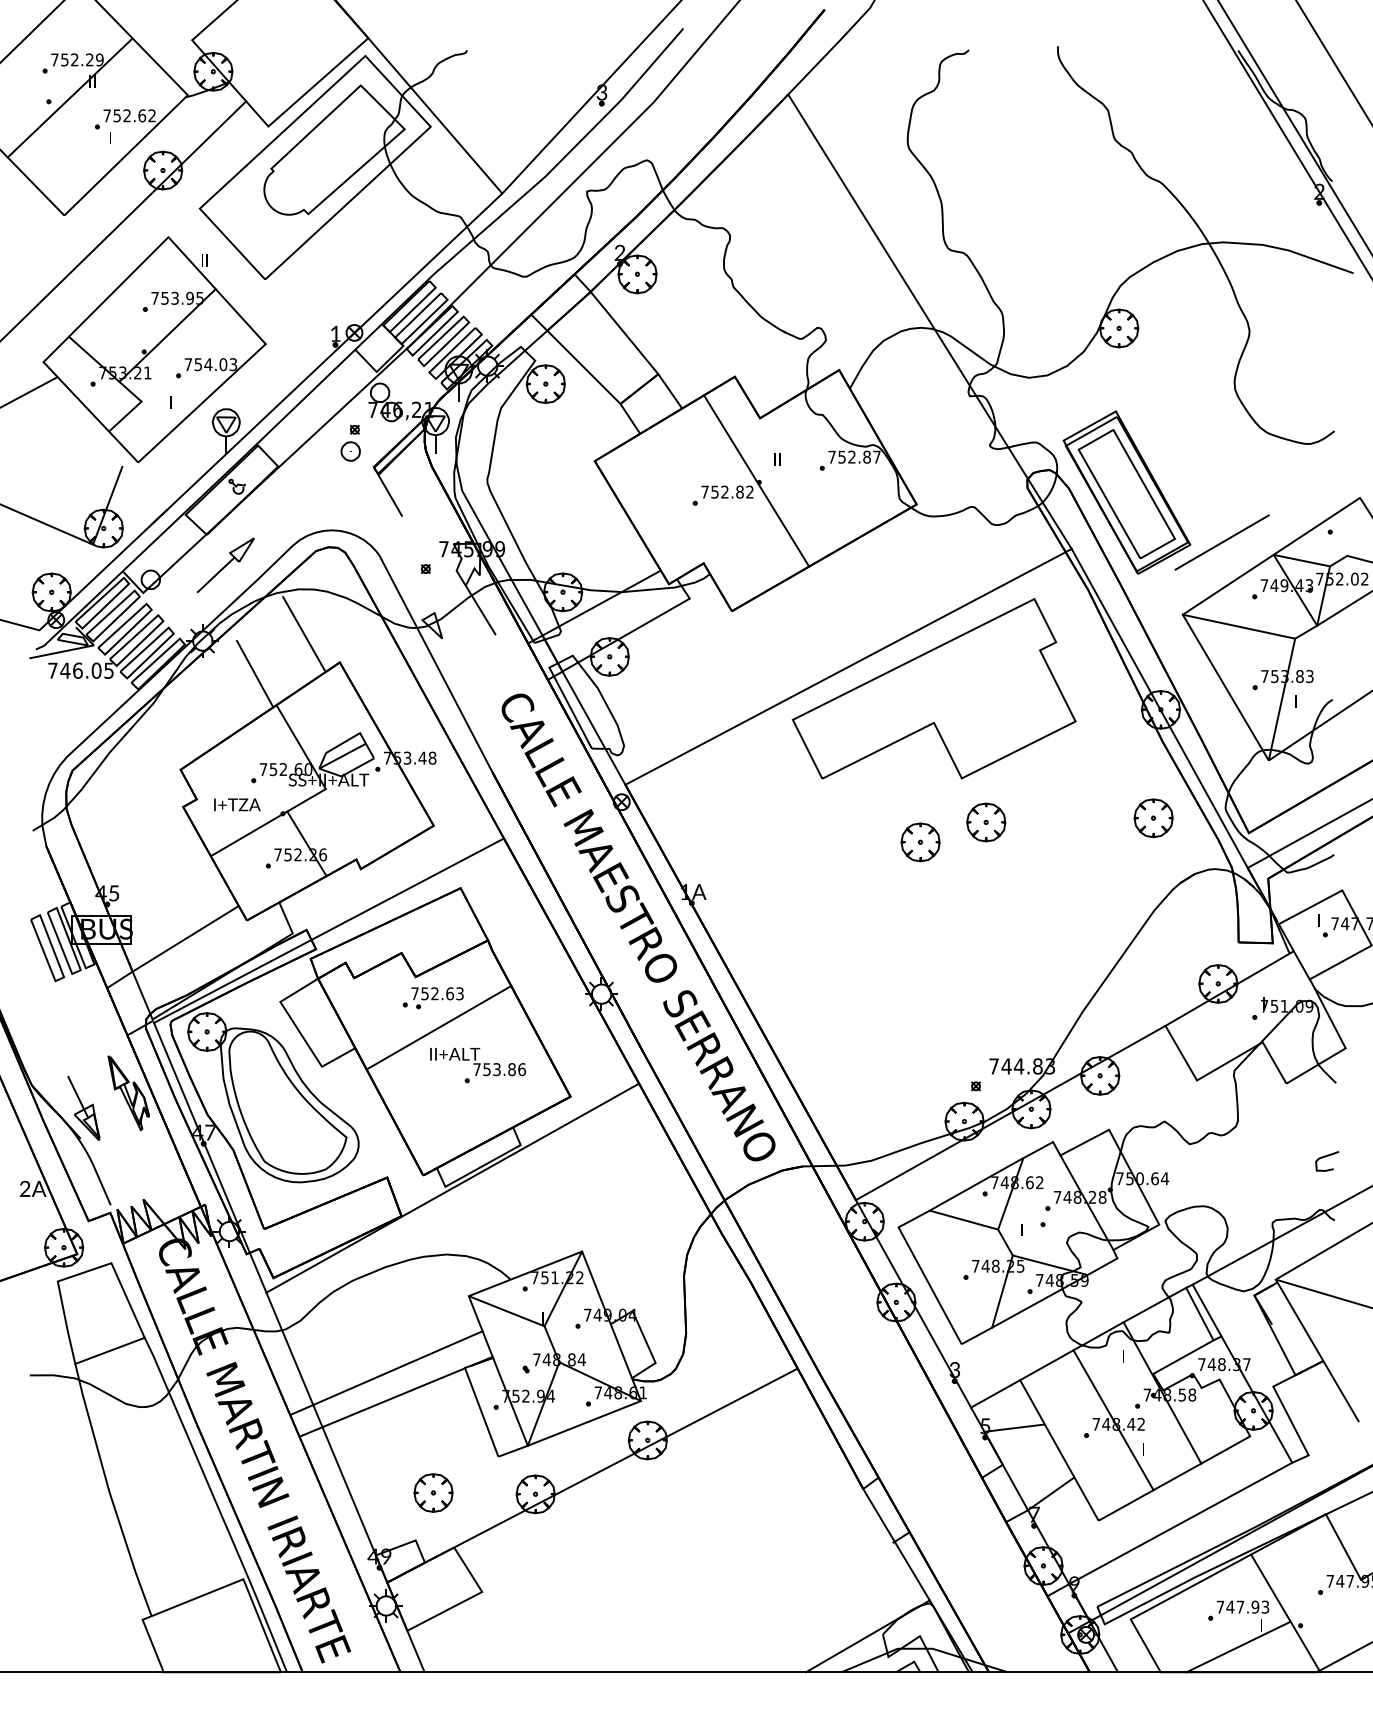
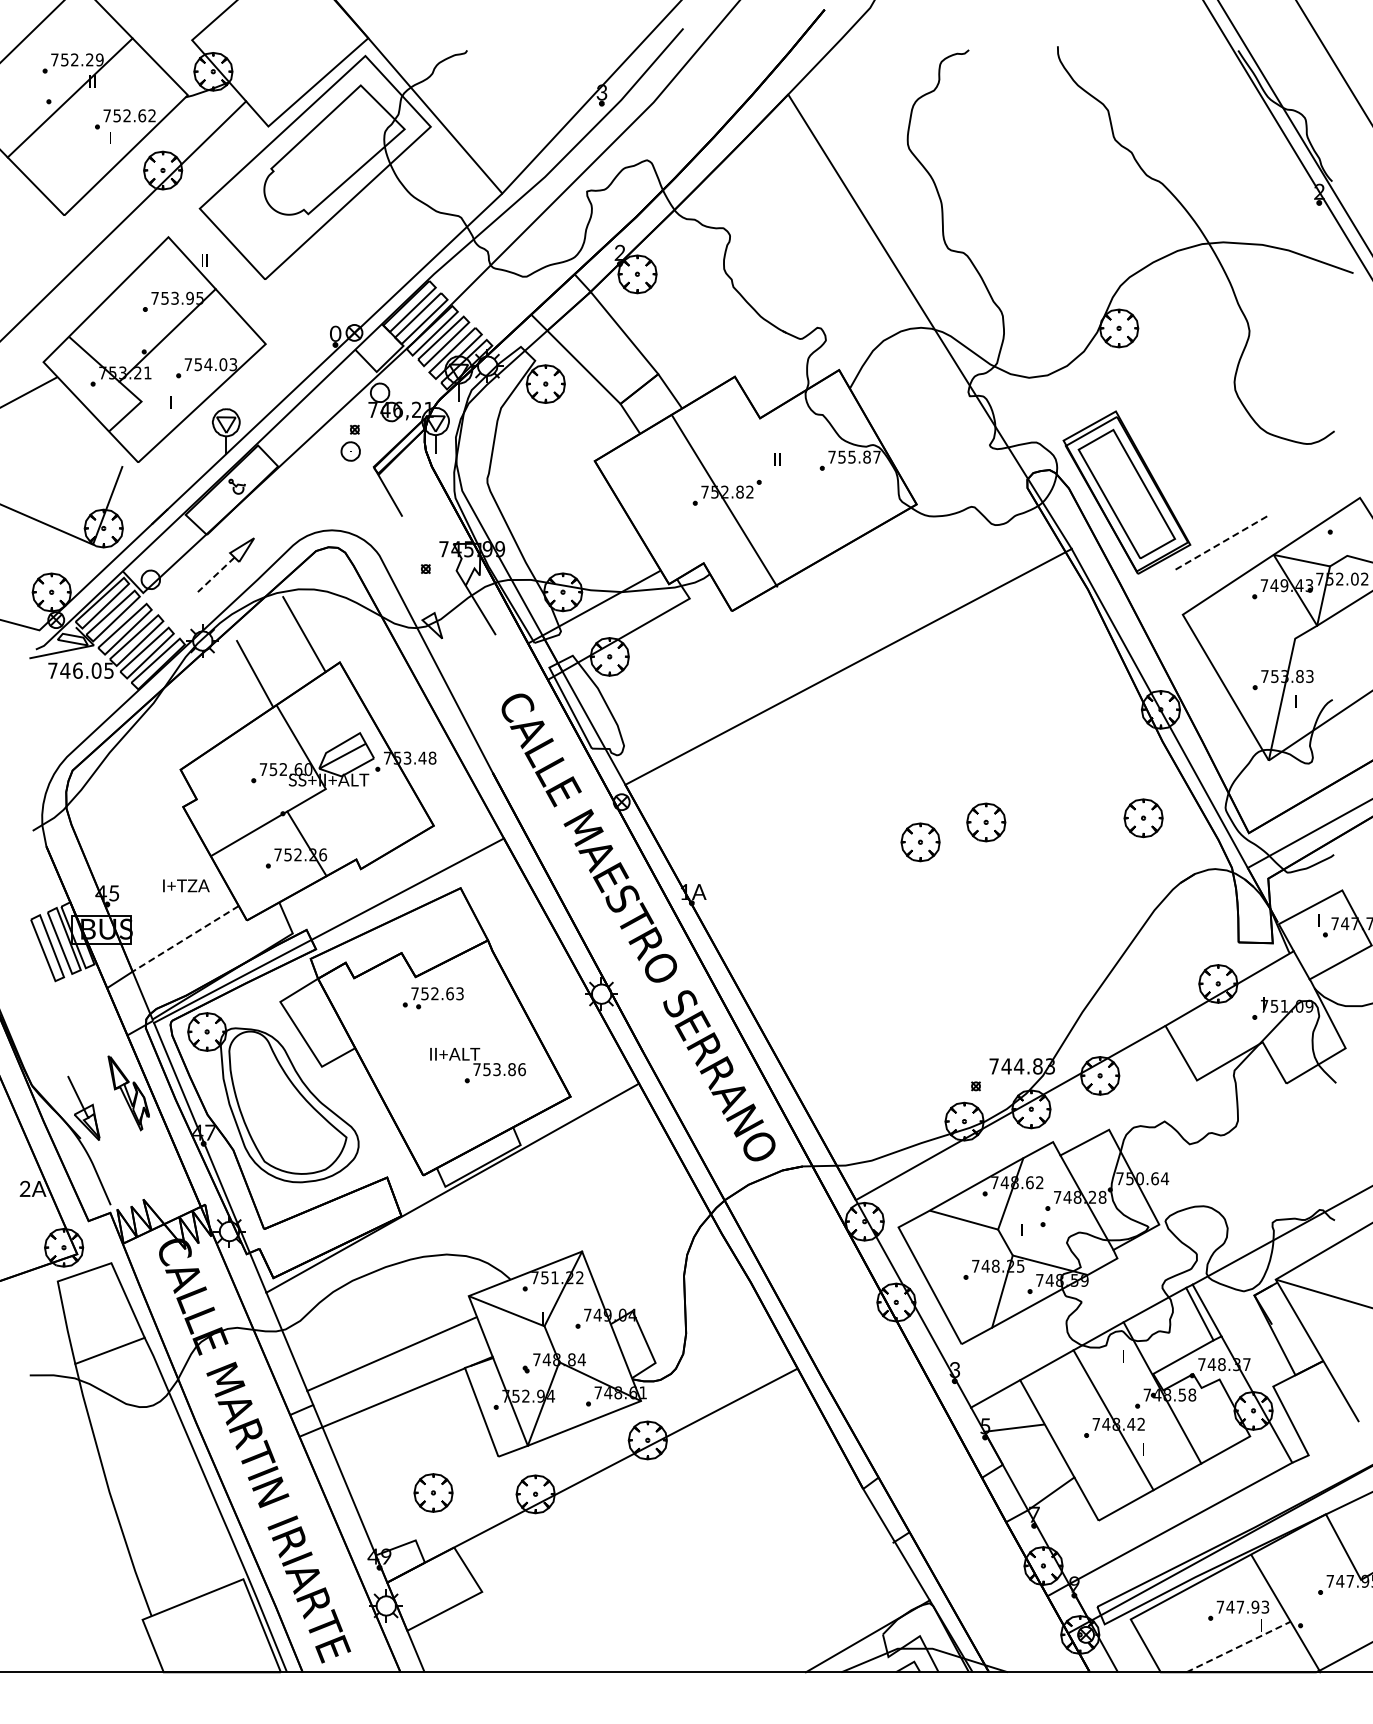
text: 1 -> 0 (335, 333)
text: 752.87 -> 755.87 (851, 456)
line position: (756, 480) -> (724, 500) (724, 500)
line: solid -> dashed (1222, 542)
line: solid -> dashed (215, 575)
line: present -> none (1238, 626)
part: present -> none (933, 688)
text position: (237, 804) -> (186, 885) (186, 885)
part position: (1153, 818) -> (1143, 818) (1143, 818)
line: solid -> dashed (185, 939)
line: present -> none (438, 1027)
curve: present -> none (1325, 1157)
line position: (397, 1368) -> (391, 1354) (391, 1354)
line: solid -> dashed (1238, 1647)
